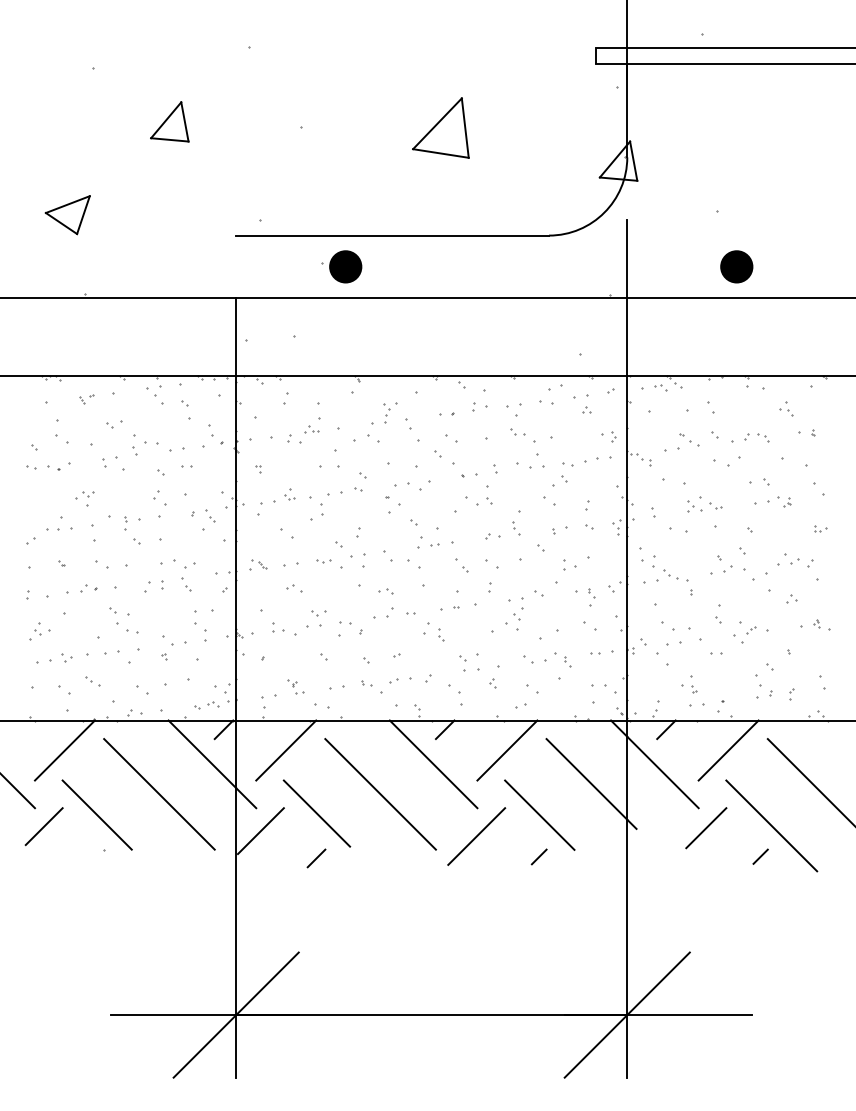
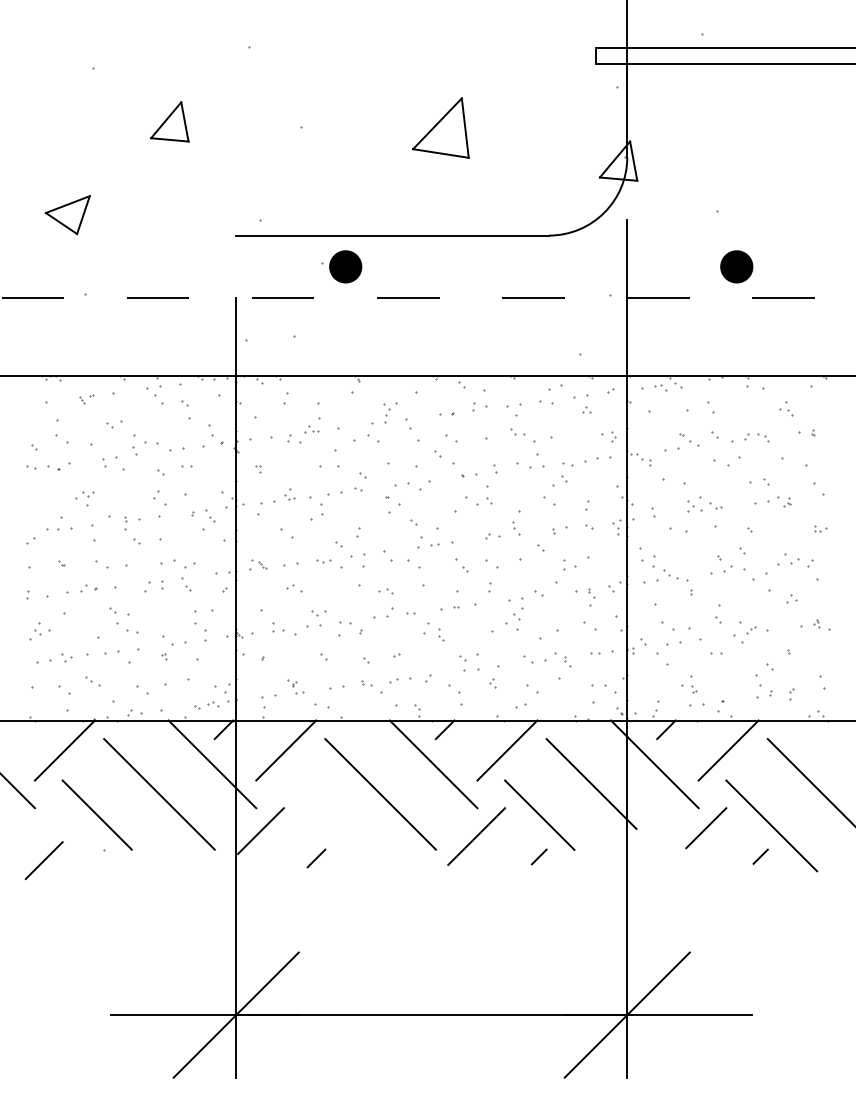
line: solid -> dashed (427, 298)
line: present -> none (316, 813)
line position: (43, 826) -> (43, 860) (43, 860)
